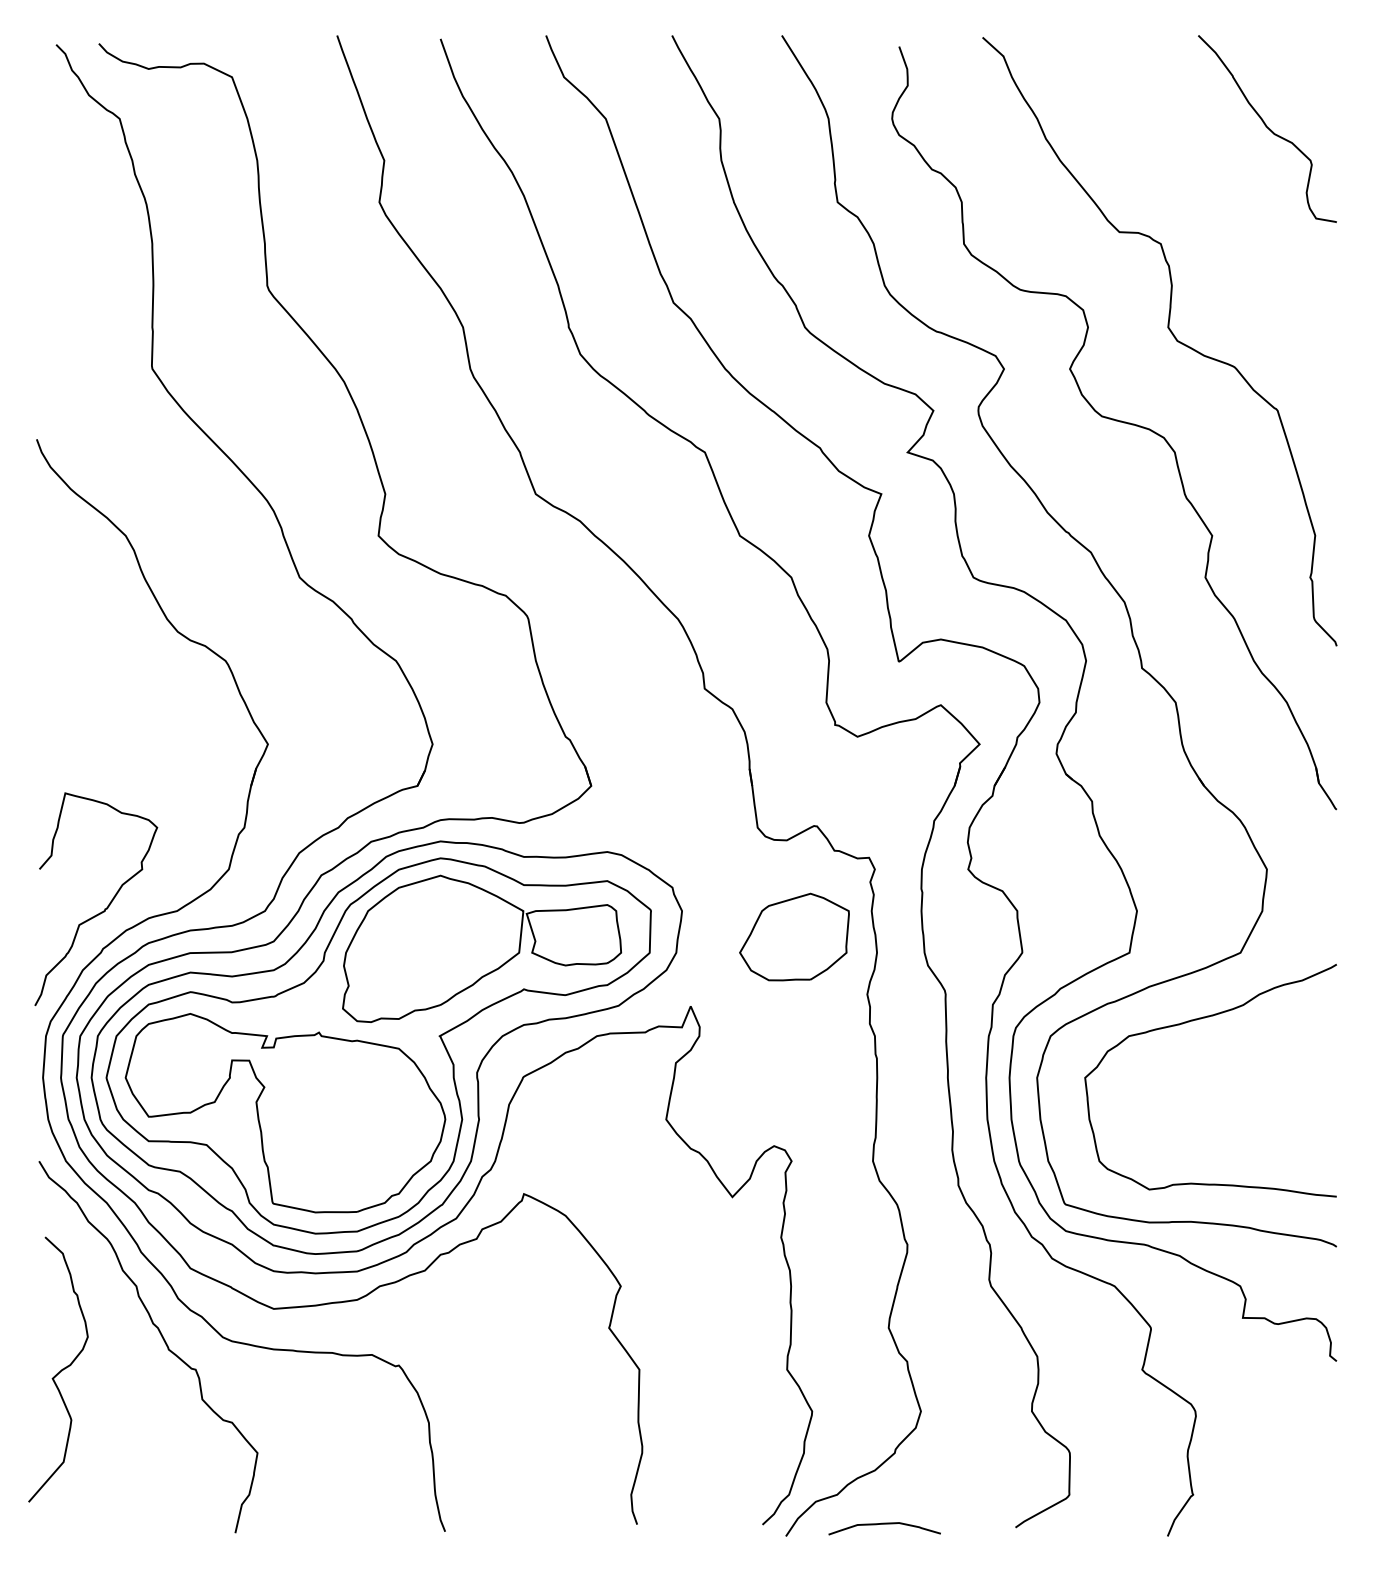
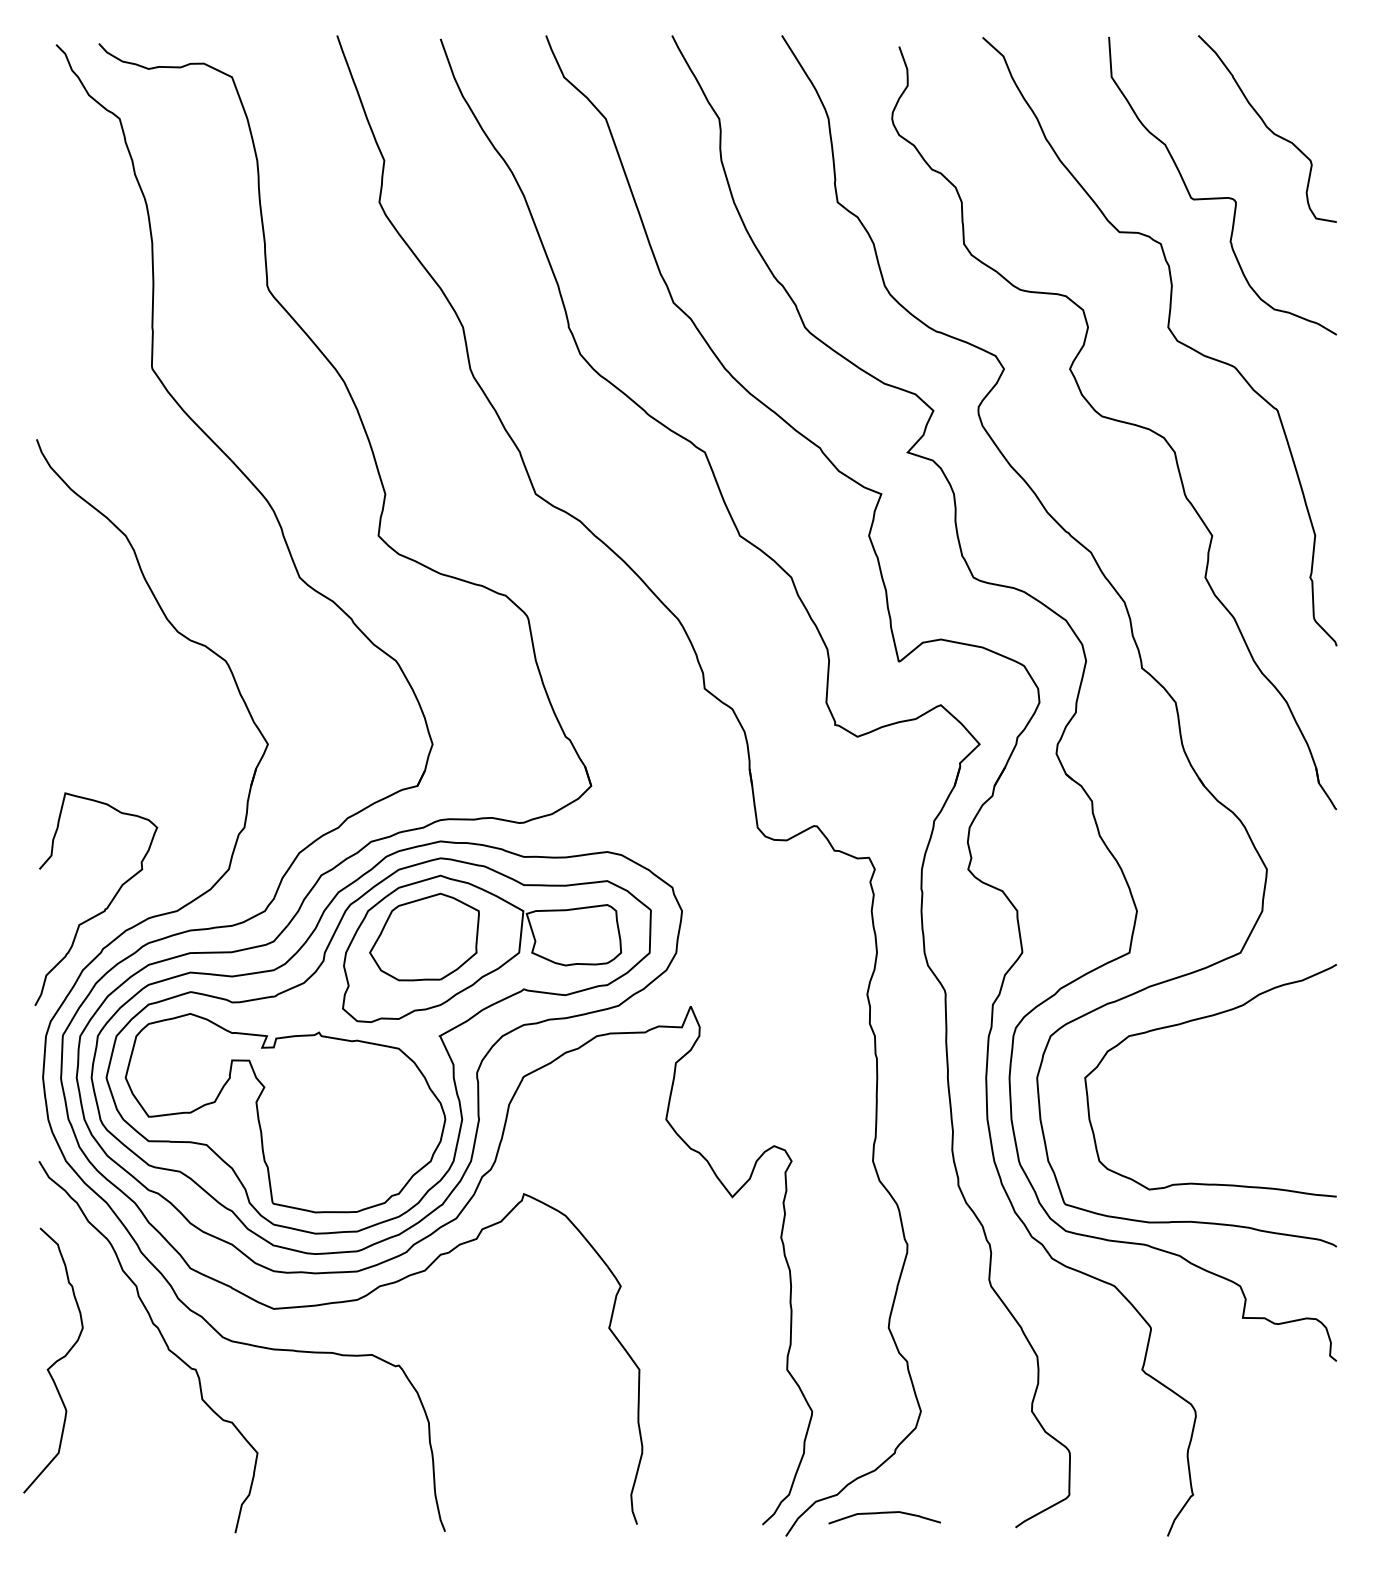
curve: none -> present (1222, 197)
part position: (794, 936) -> (424, 936) (424, 936)
curve position: (60, 1370) -> (55, 1361) (55, 1361)
curve position: (884, 1524) -> (884, 1513) (884, 1513)
